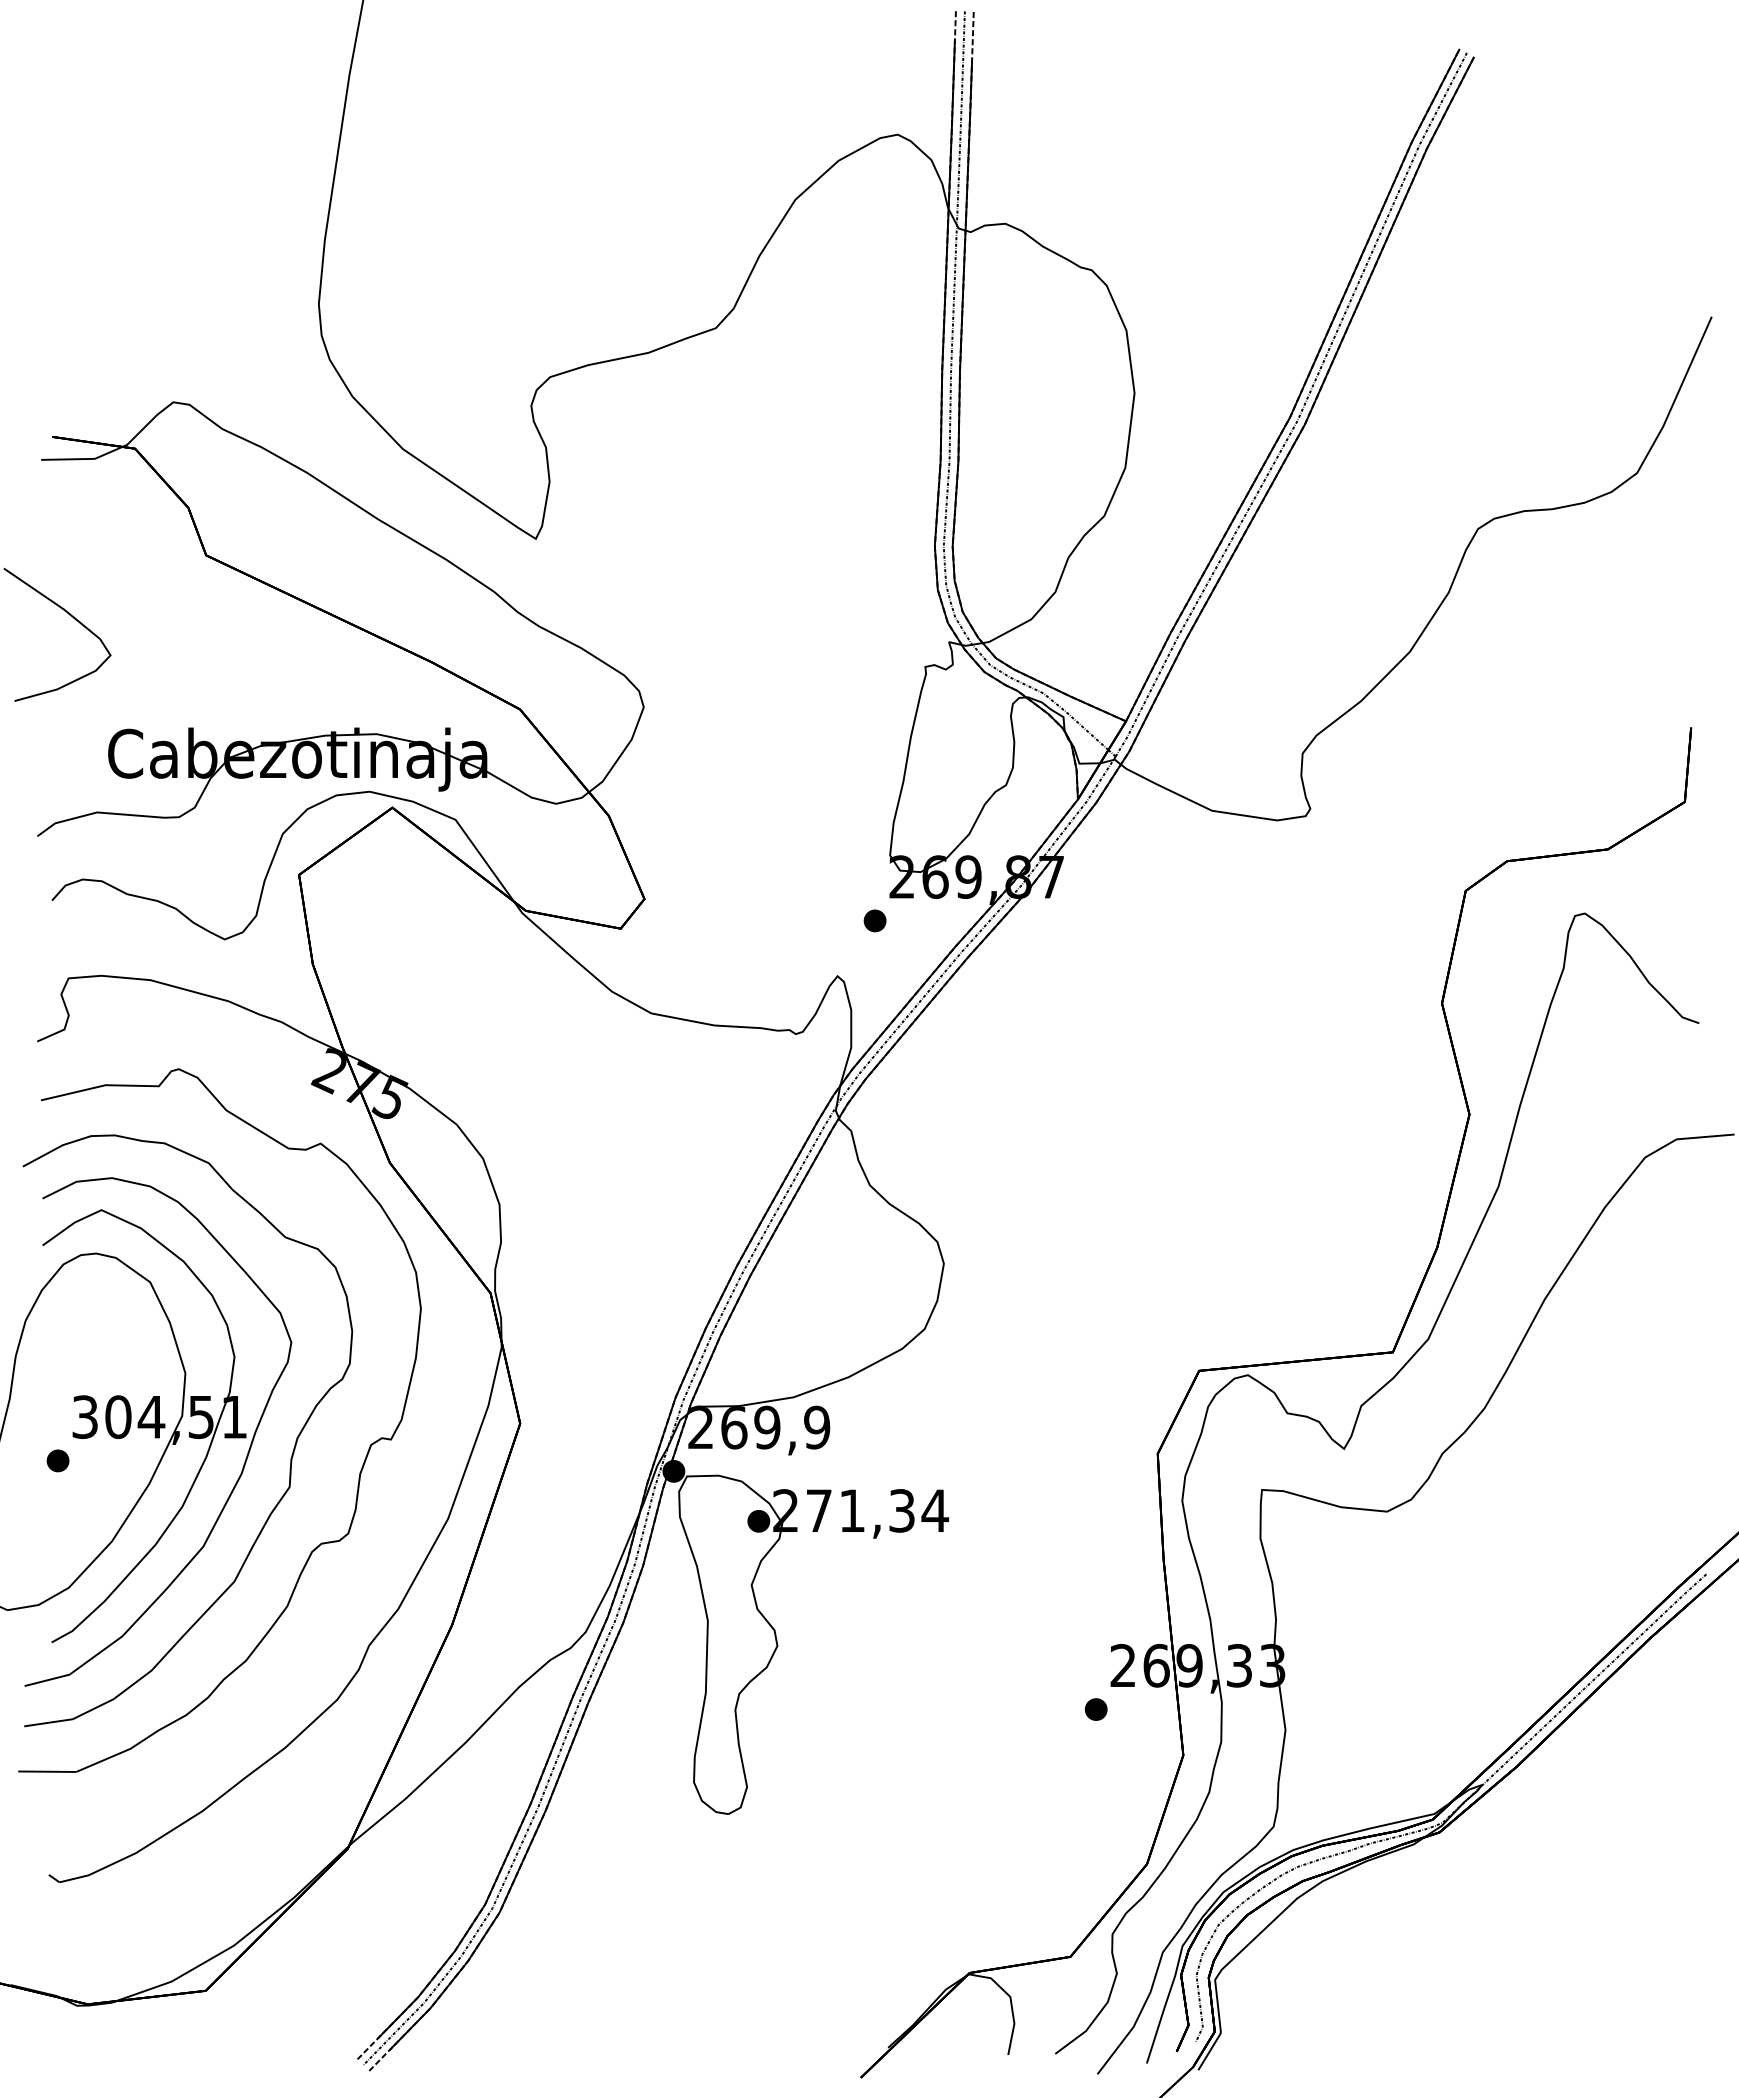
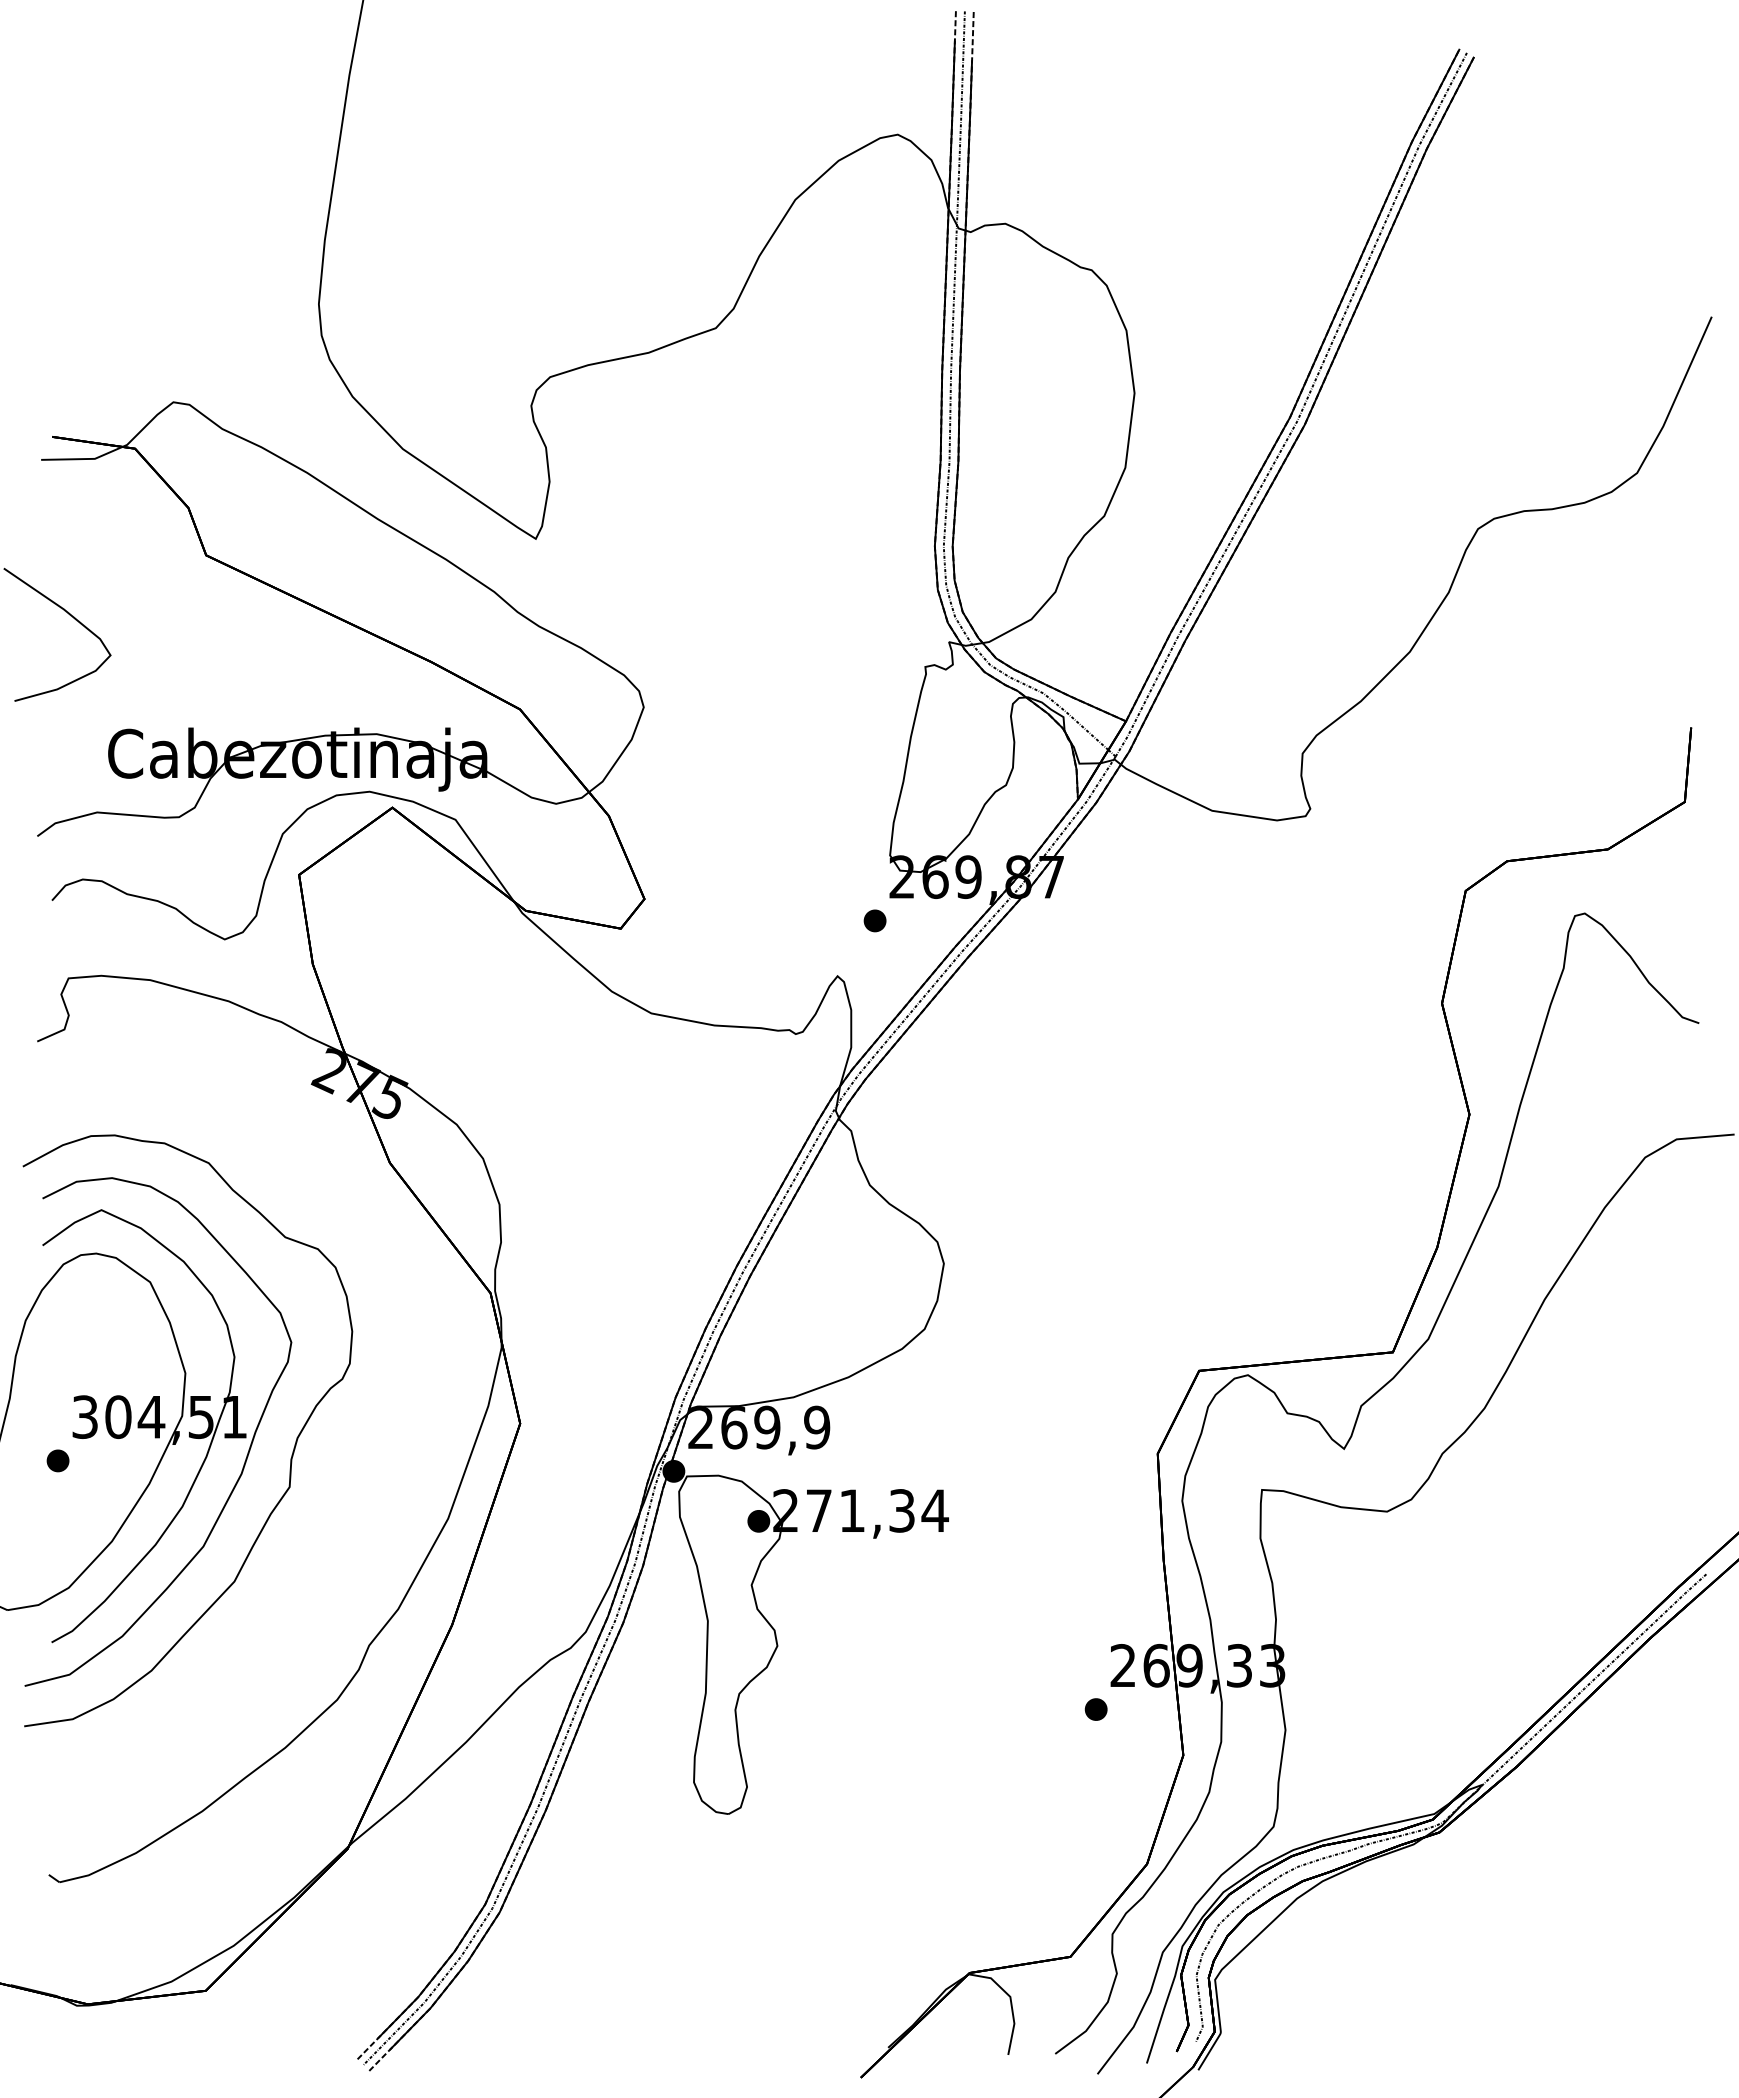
part: present -> none (359, 1472)
